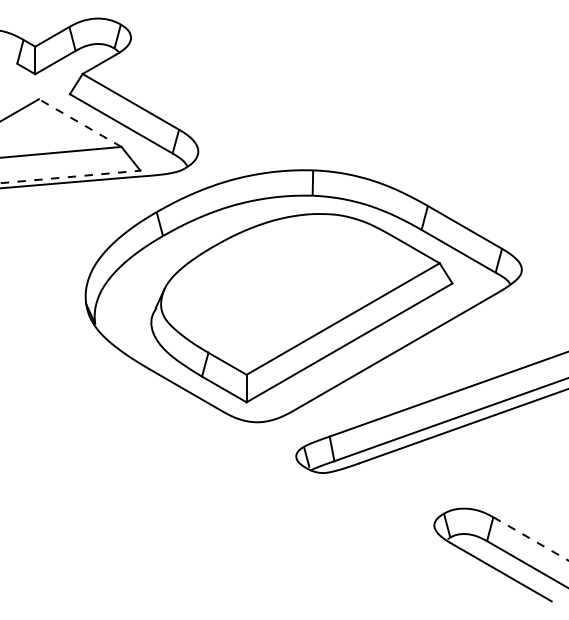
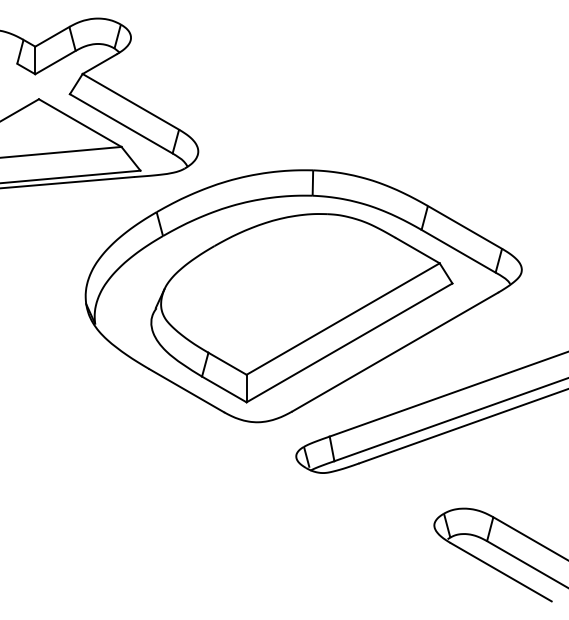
line: dashed -> solid (80, 123)
line: dashed -> solid (70, 176)
line: dashed -> solid (531, 539)
